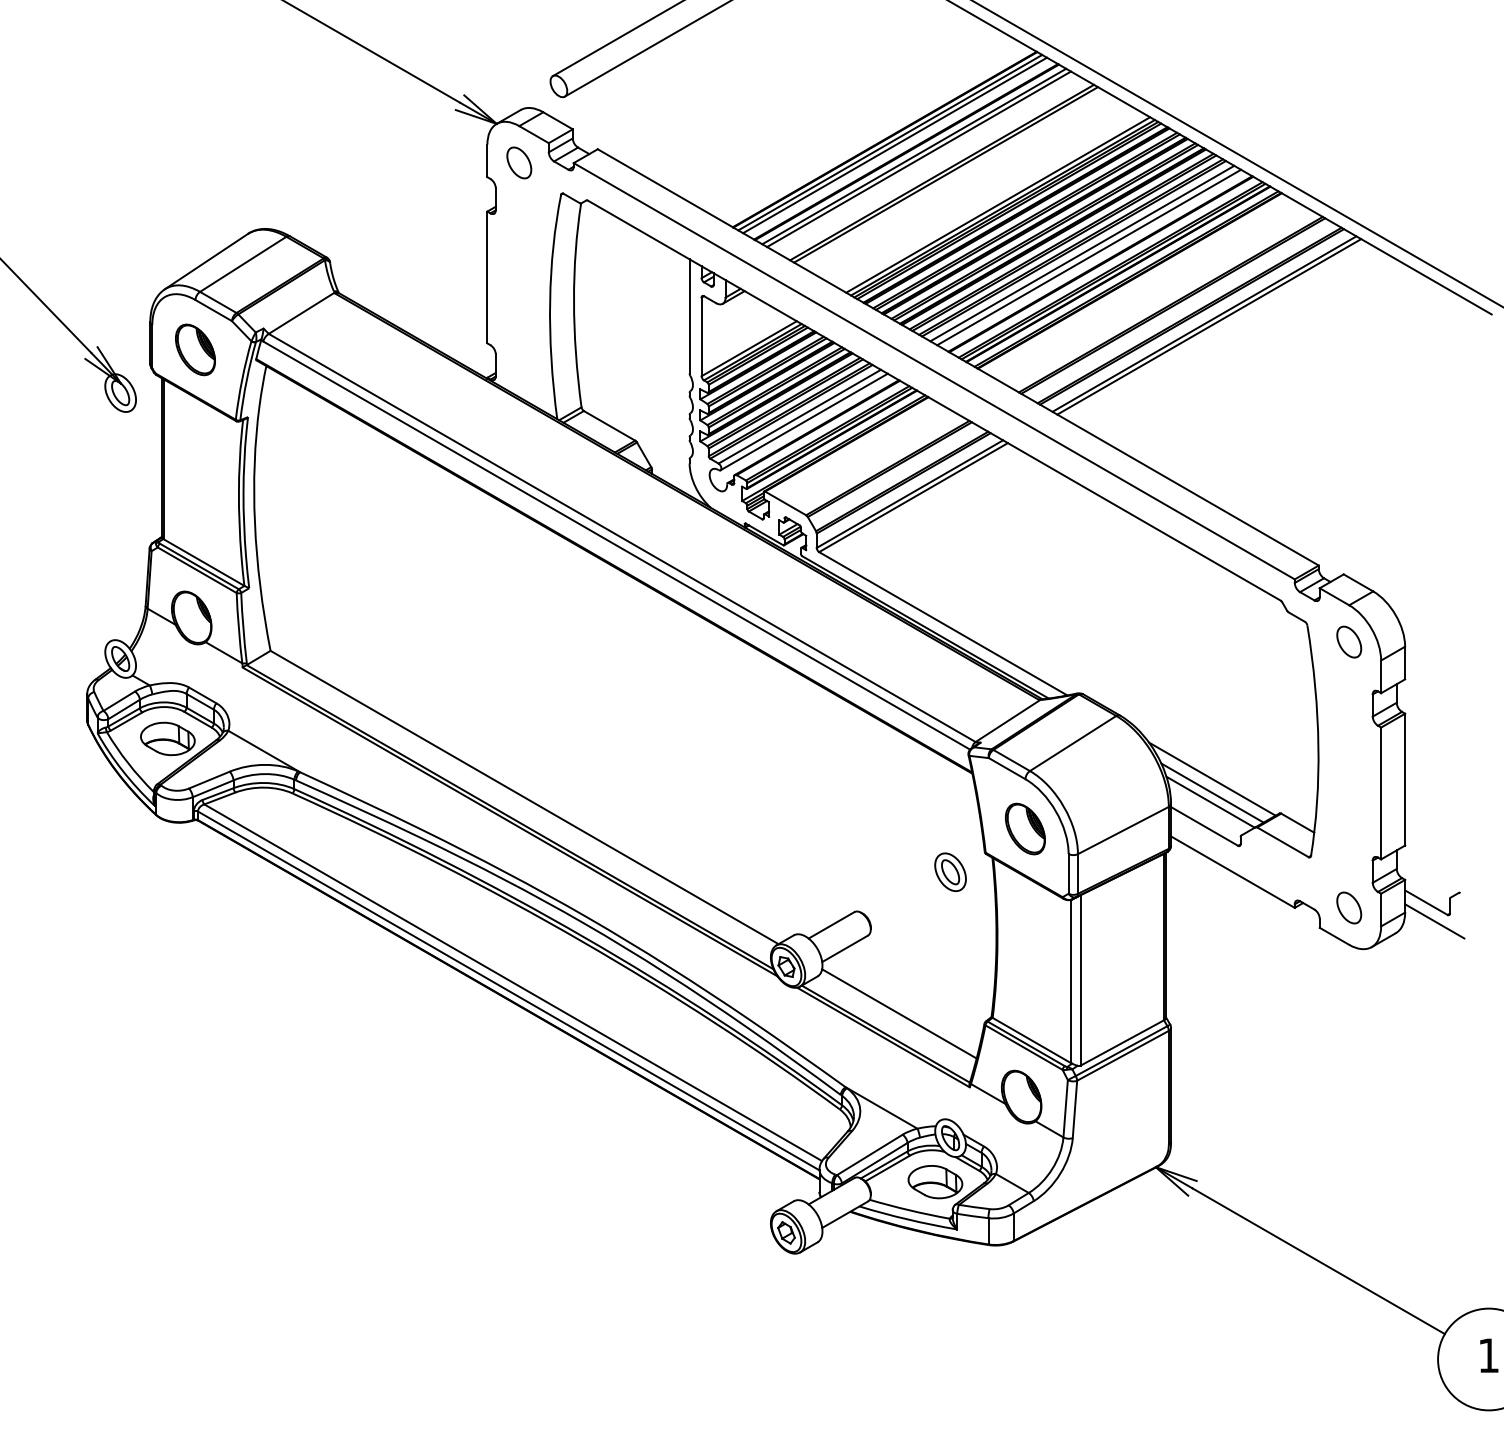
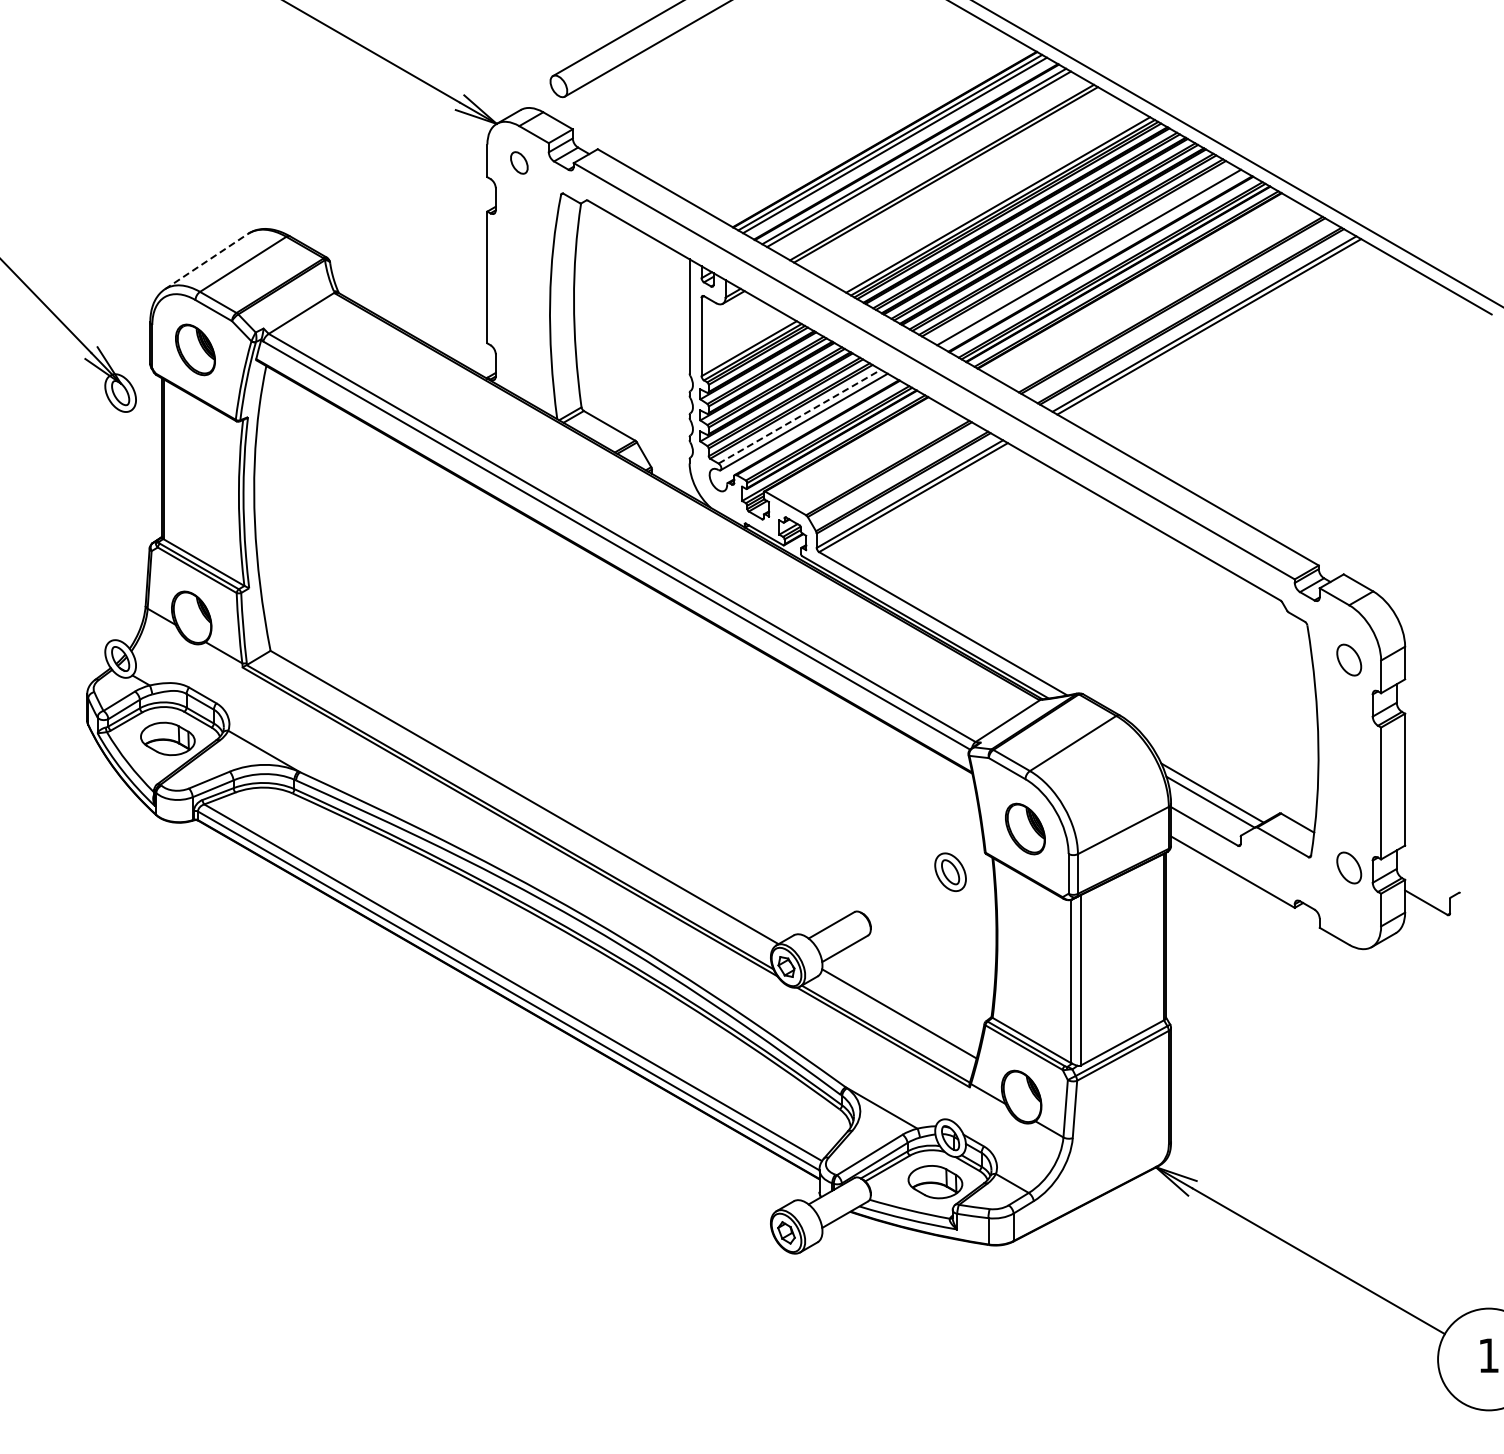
part size: 27x34 px -> 19x24 px (519, 162)
line: present -> none (1082, 253)
line: solid -> dashed (206, 261)
line: solid -> dashed (799, 416)
part position: (1349, 641) -> (1349, 659) (1349, 659)
line: present -> none (1212, 778)
part position: (1349, 907) -> (1349, 867) (1349, 867)
line: present -> none (1434, 921)
